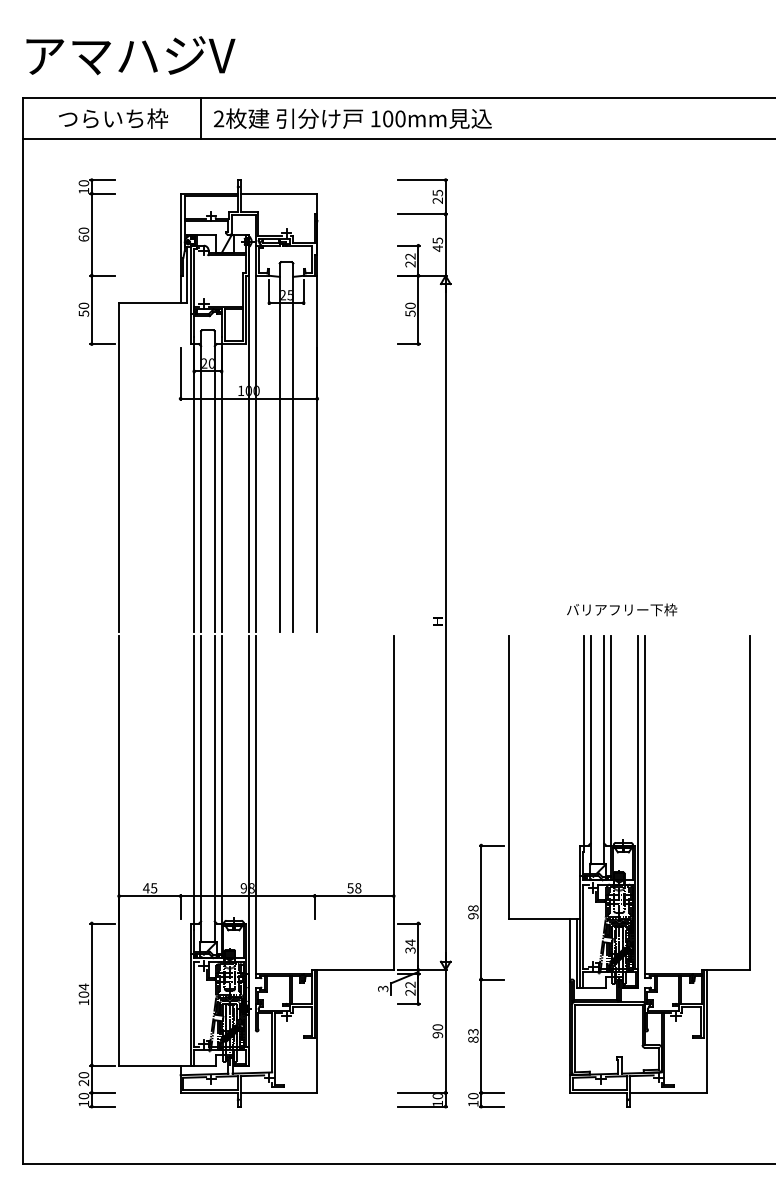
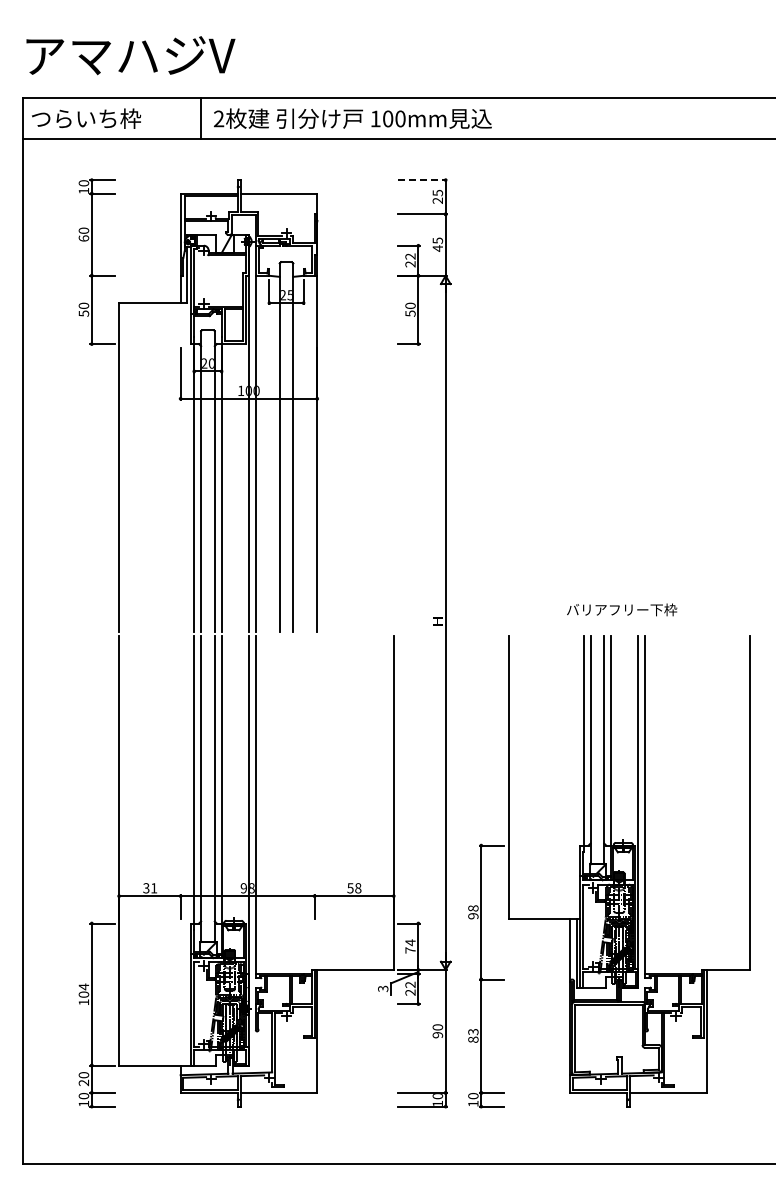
text position: (113, 118) -> (86, 118) (86, 118)
line: solid -> dashed (422, 180)
text: 45 -> 31 (149, 888)
text: 34 -> 74 (410, 950)
